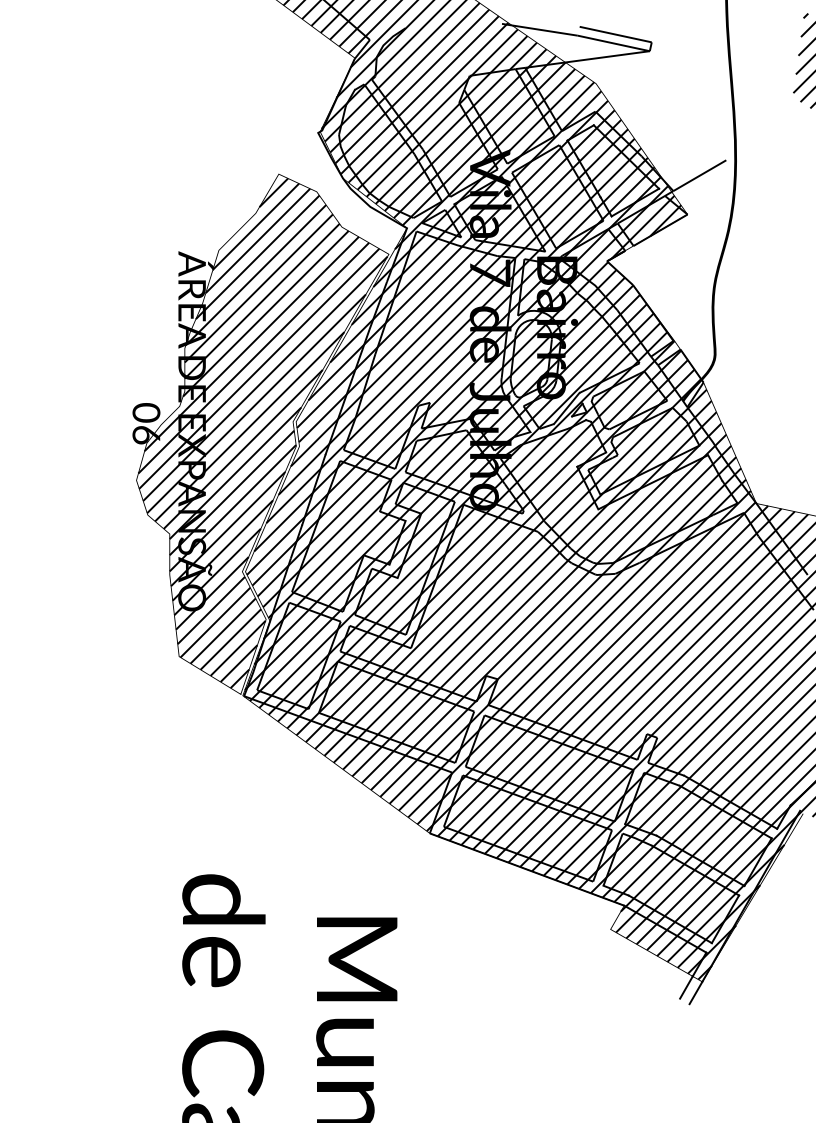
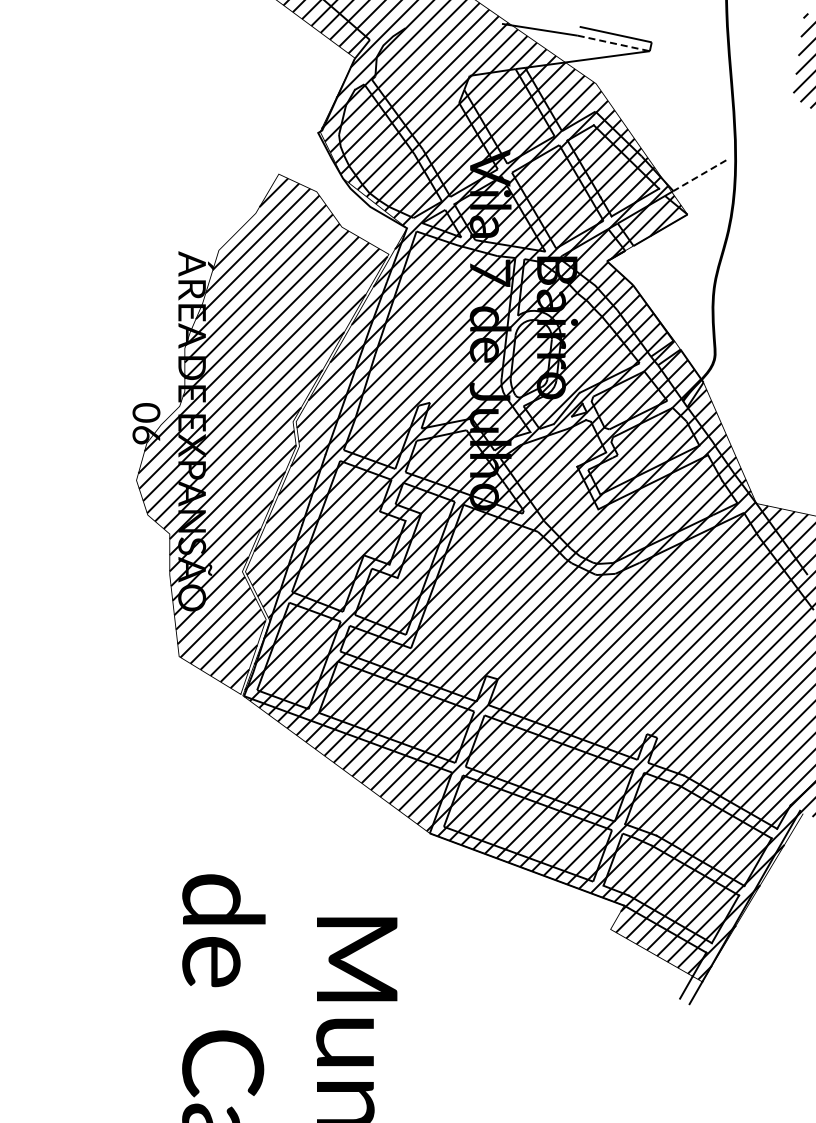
line: solid -> dashed (613, 43)
line: solid -> dashed (699, 175)
